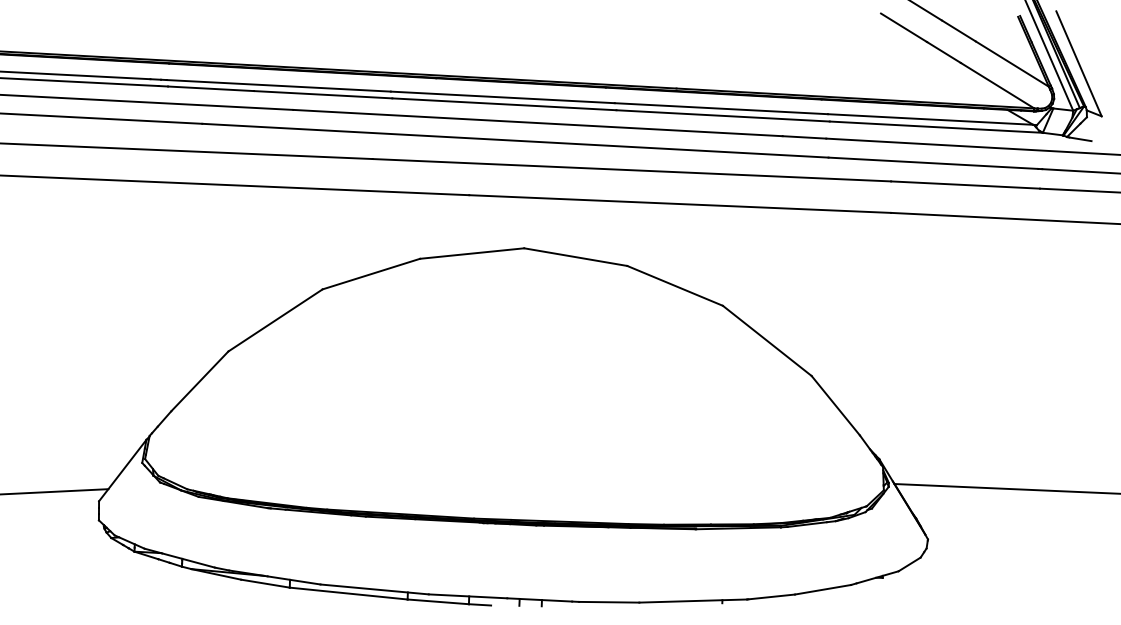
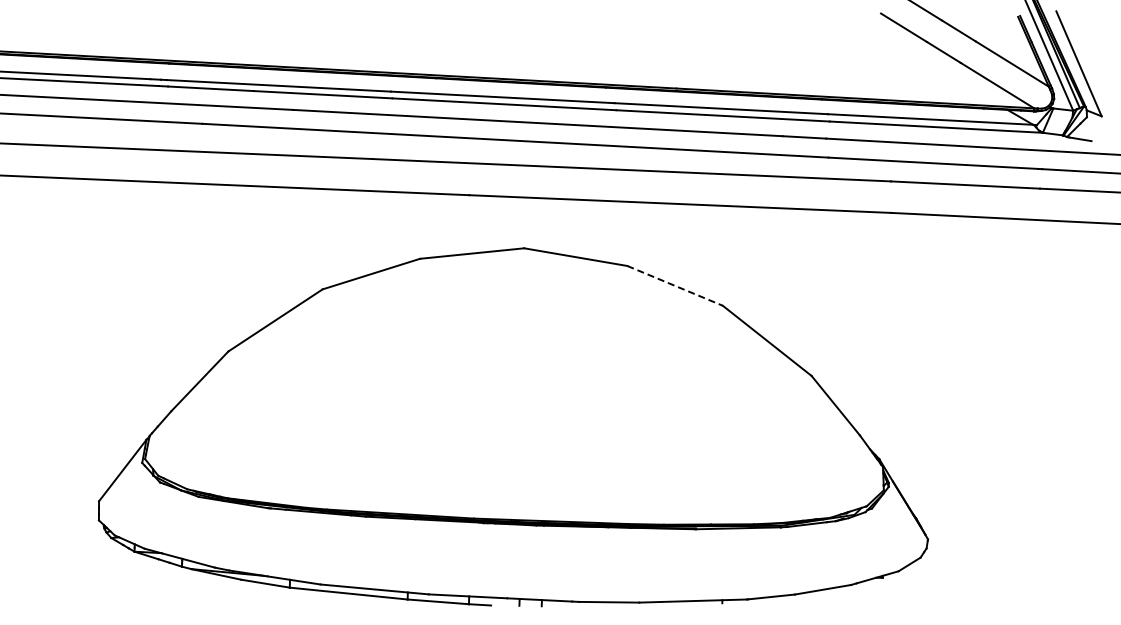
line: solid -> dashed (675, 285)
line: present -> none (1005, 488)
line: present -> none (55, 491)
